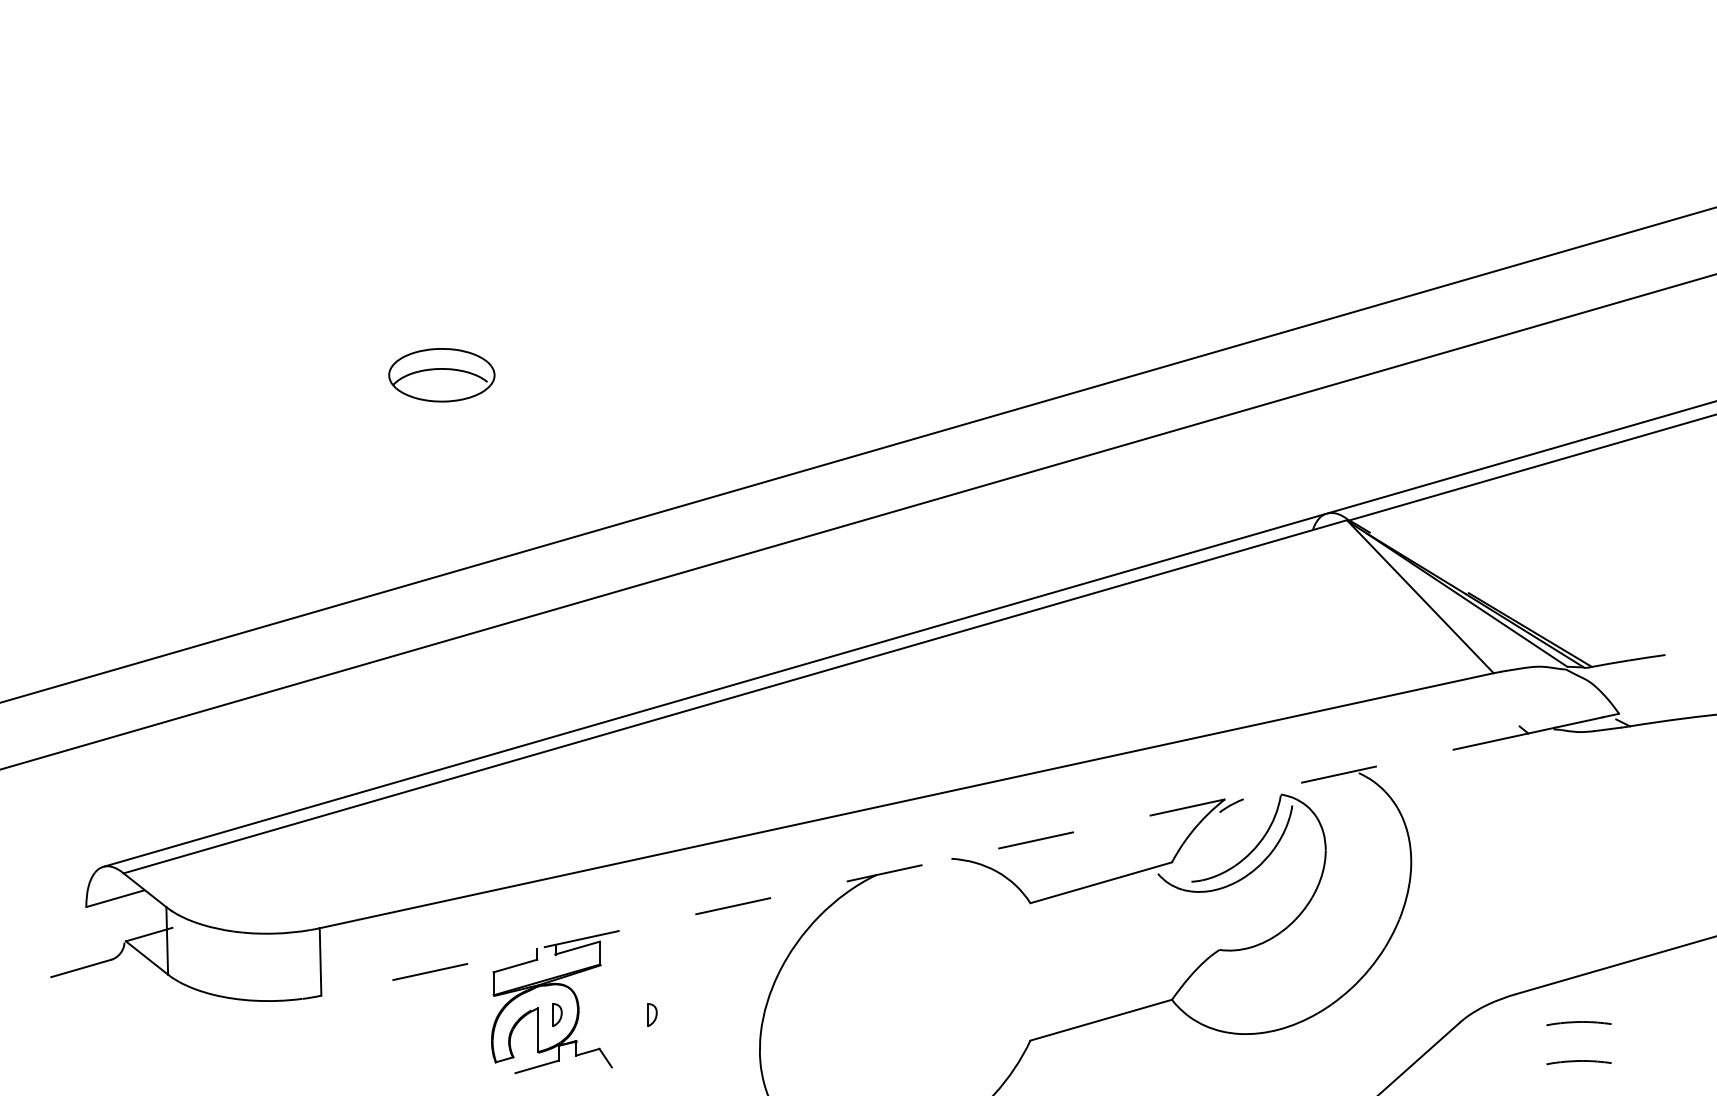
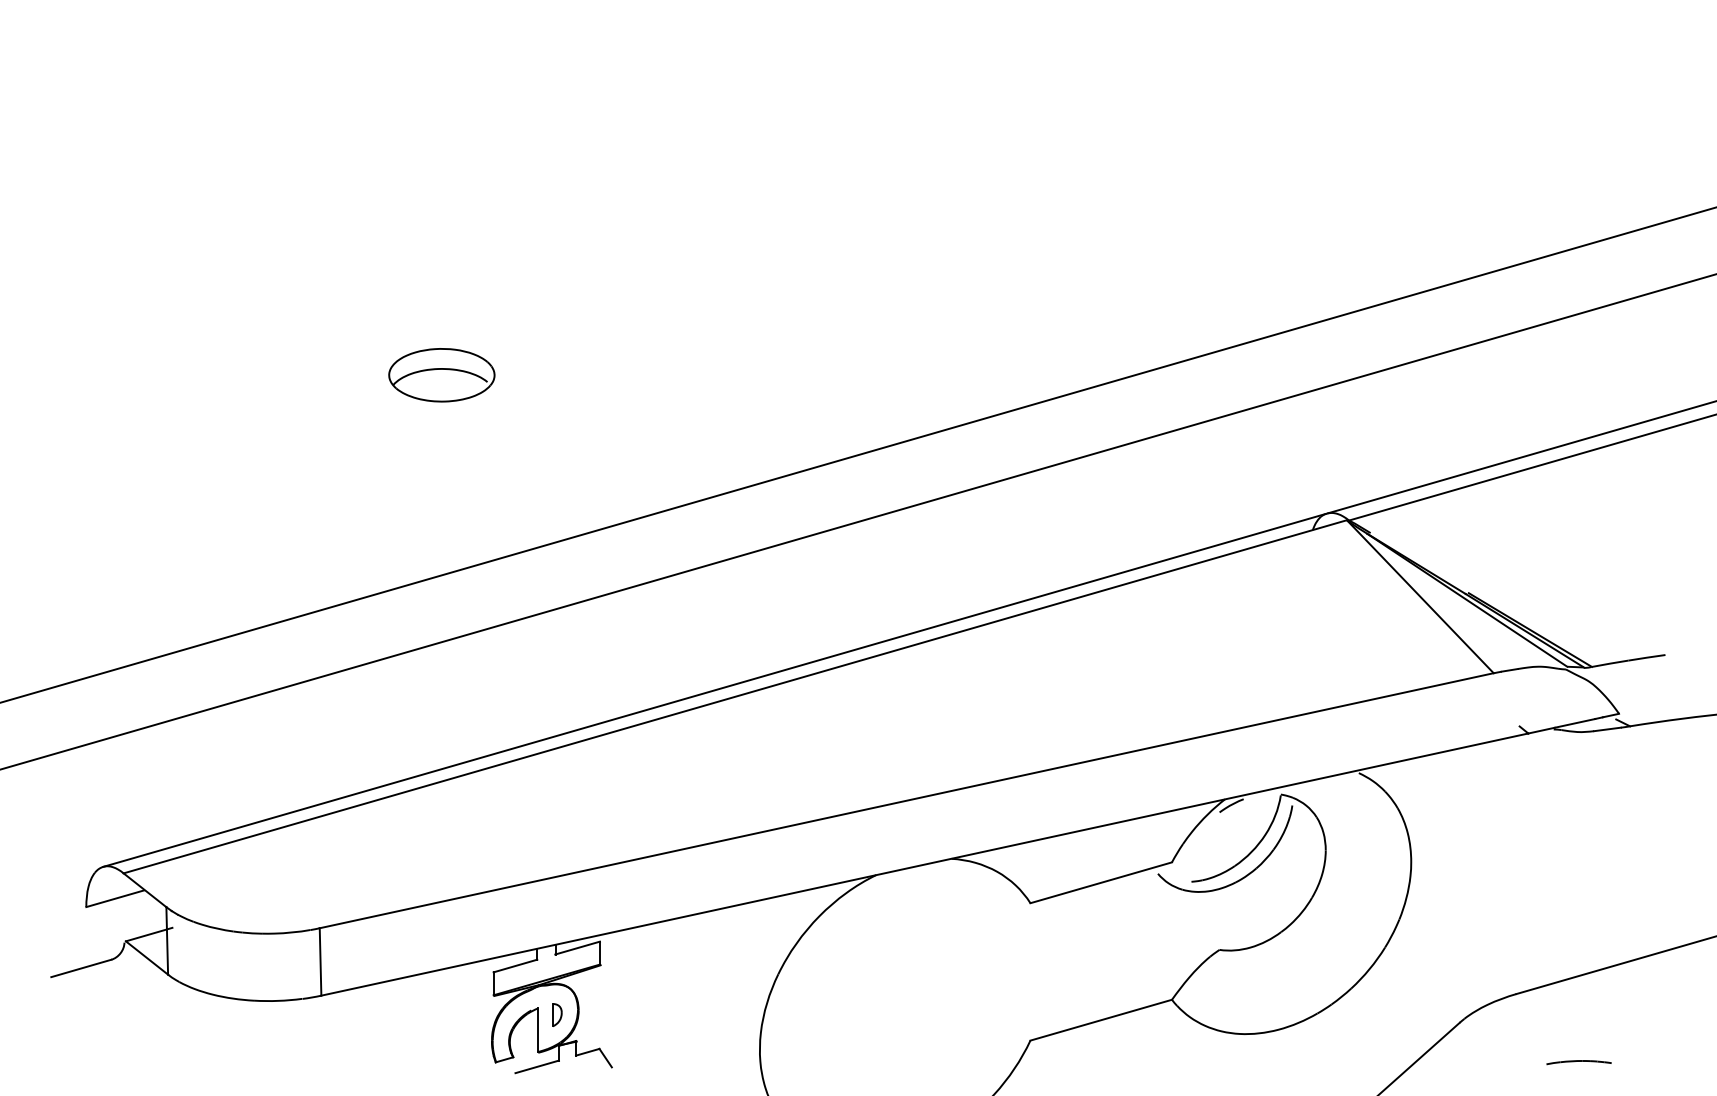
line: dashed -> solid (924, 864)
part: present -> none (652, 1014)
part: present -> none (1578, 1023)
